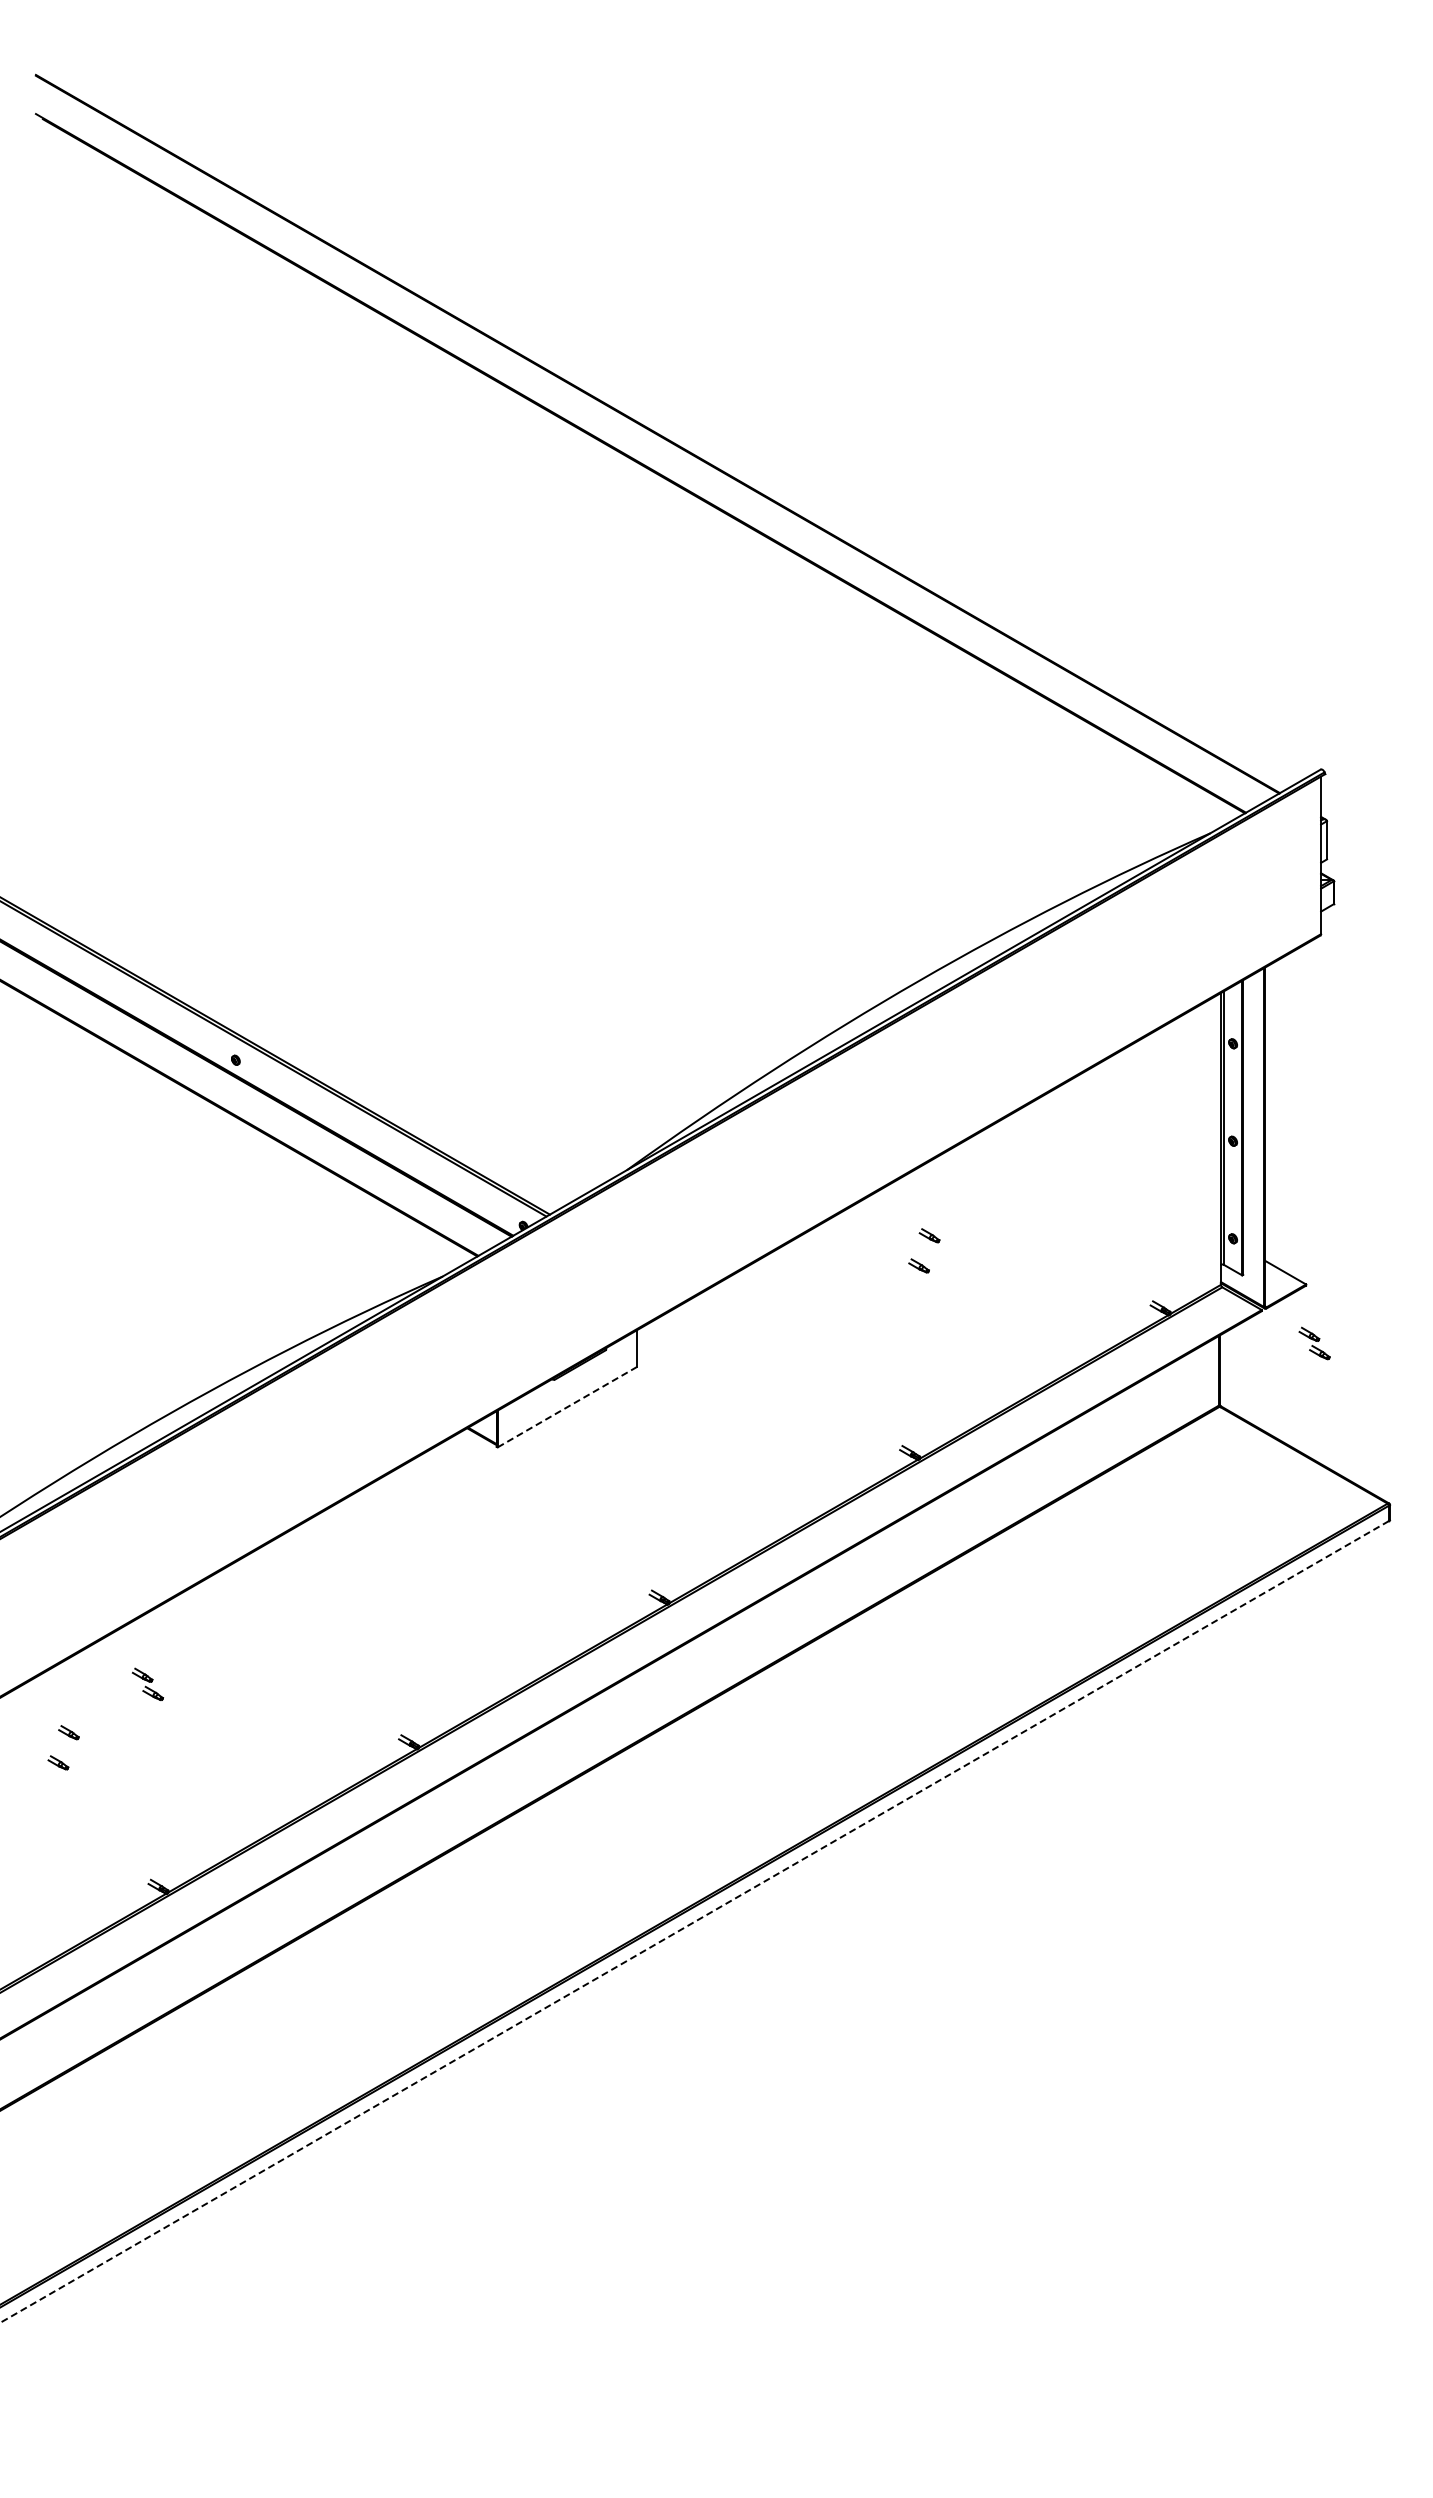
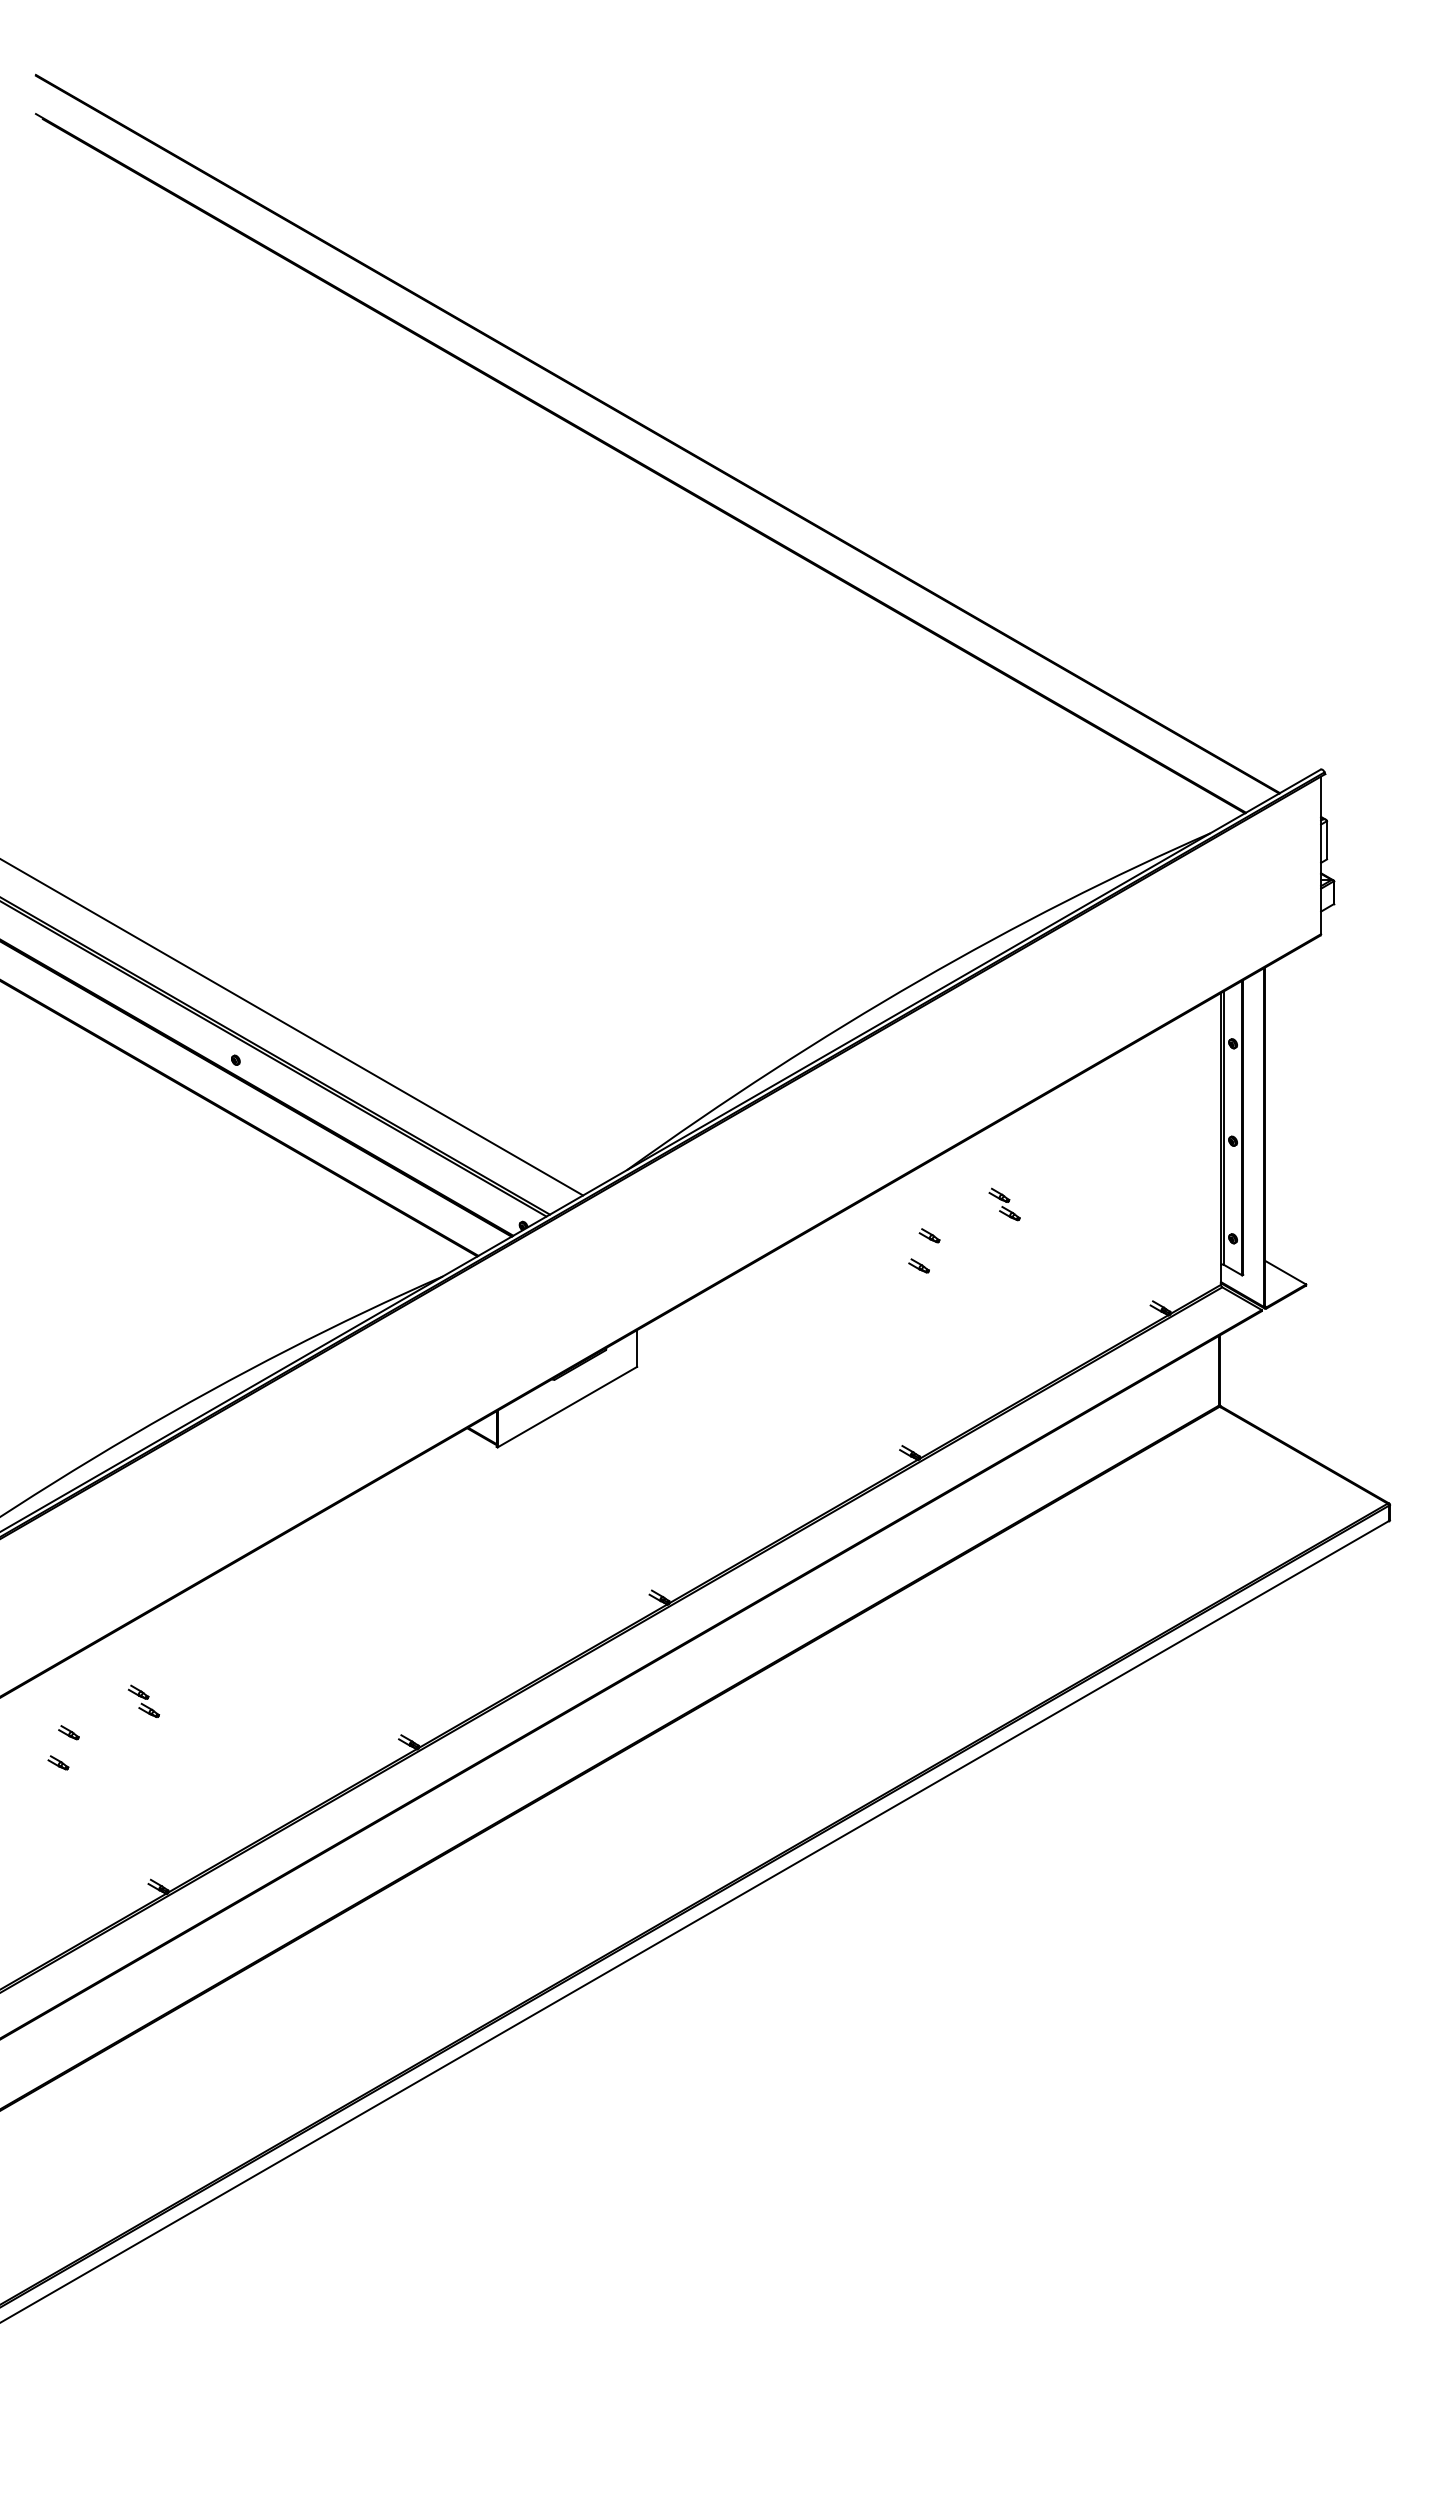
line: none -> present (292, 1027)
part position: (1314, 1343) -> (1004, 1204) (1004, 1204)
line: dashed -> solid (567, 1407)
part position: (147, 1683) -> (143, 1700) (143, 1700)
line: dashed -> solid (694, 1921)
